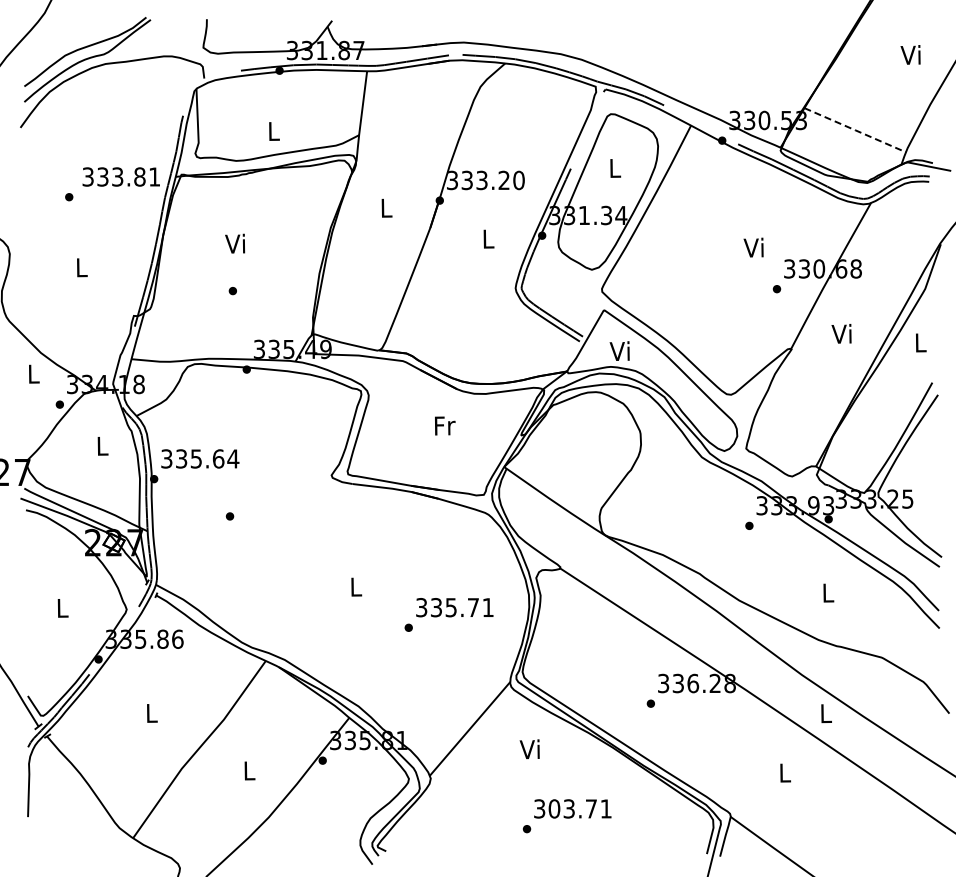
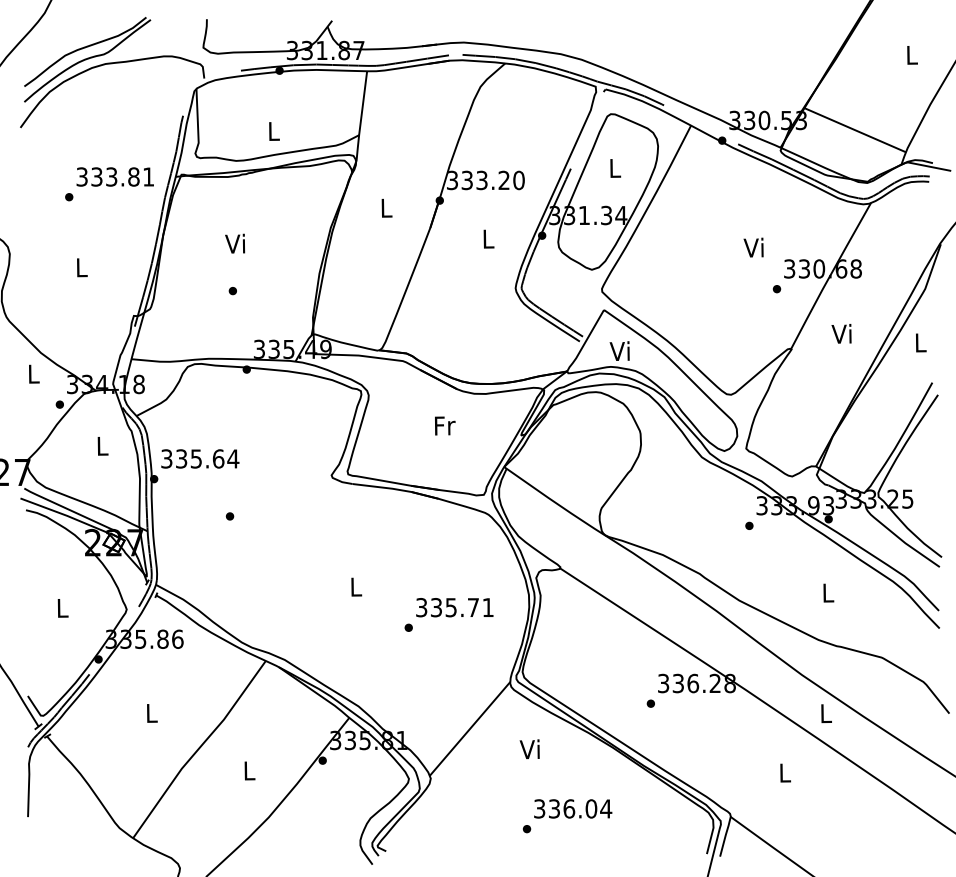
text: Vi -> L (910, 54)
line: dashed -> solid (855, 130)
text position: (120, 176) -> (114, 176) (114, 176)
text: 303.71 -> 336.04 (580, 808)
